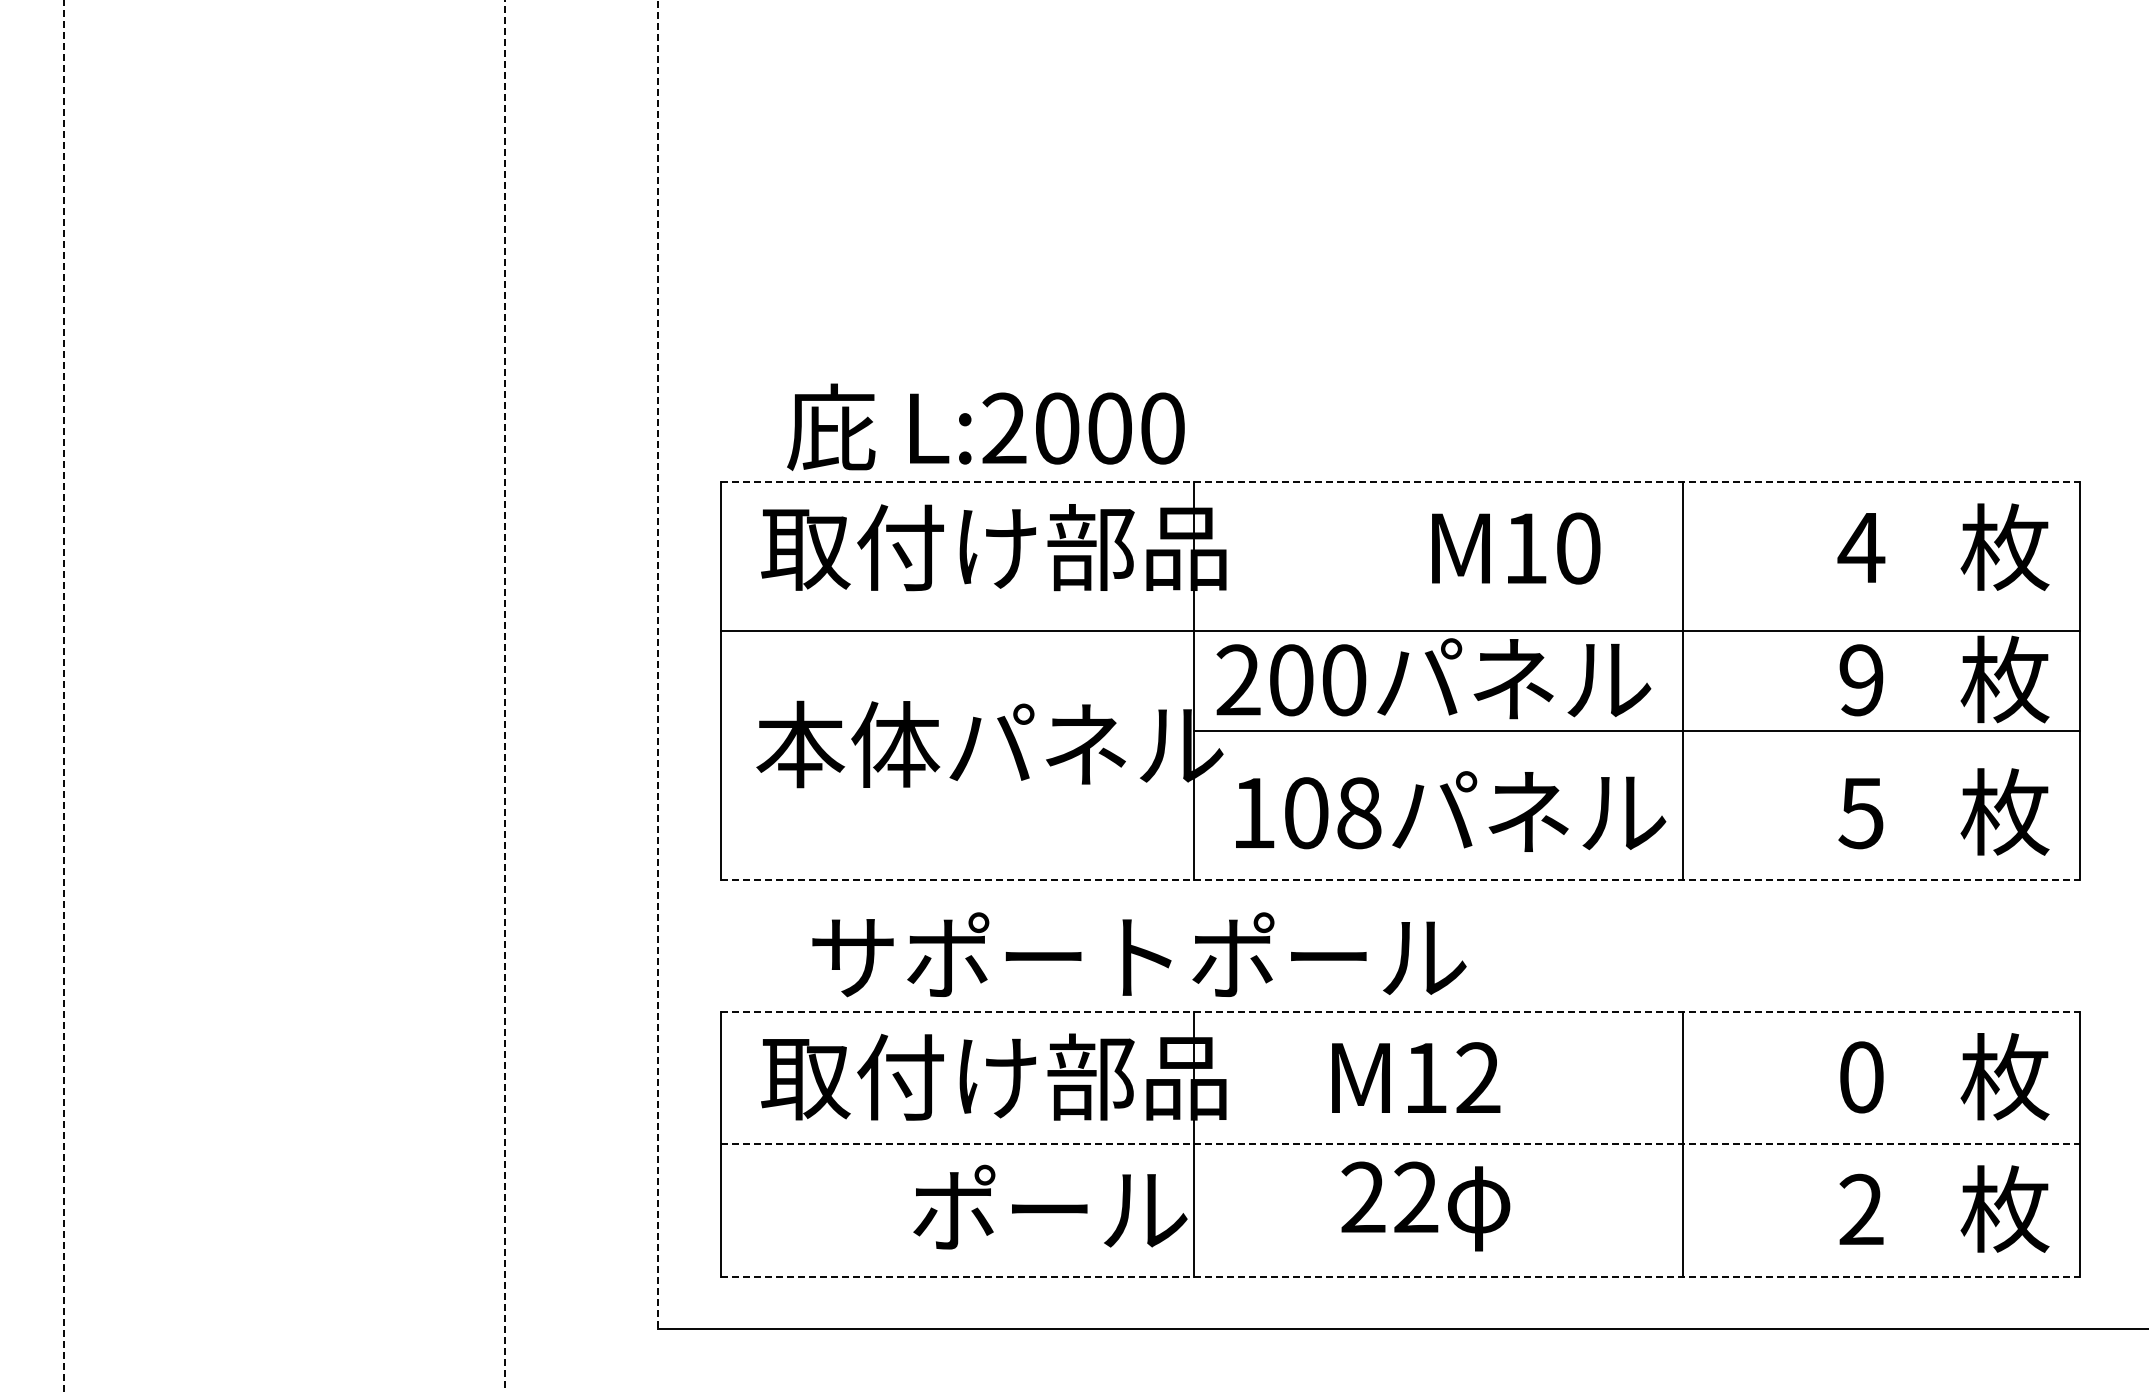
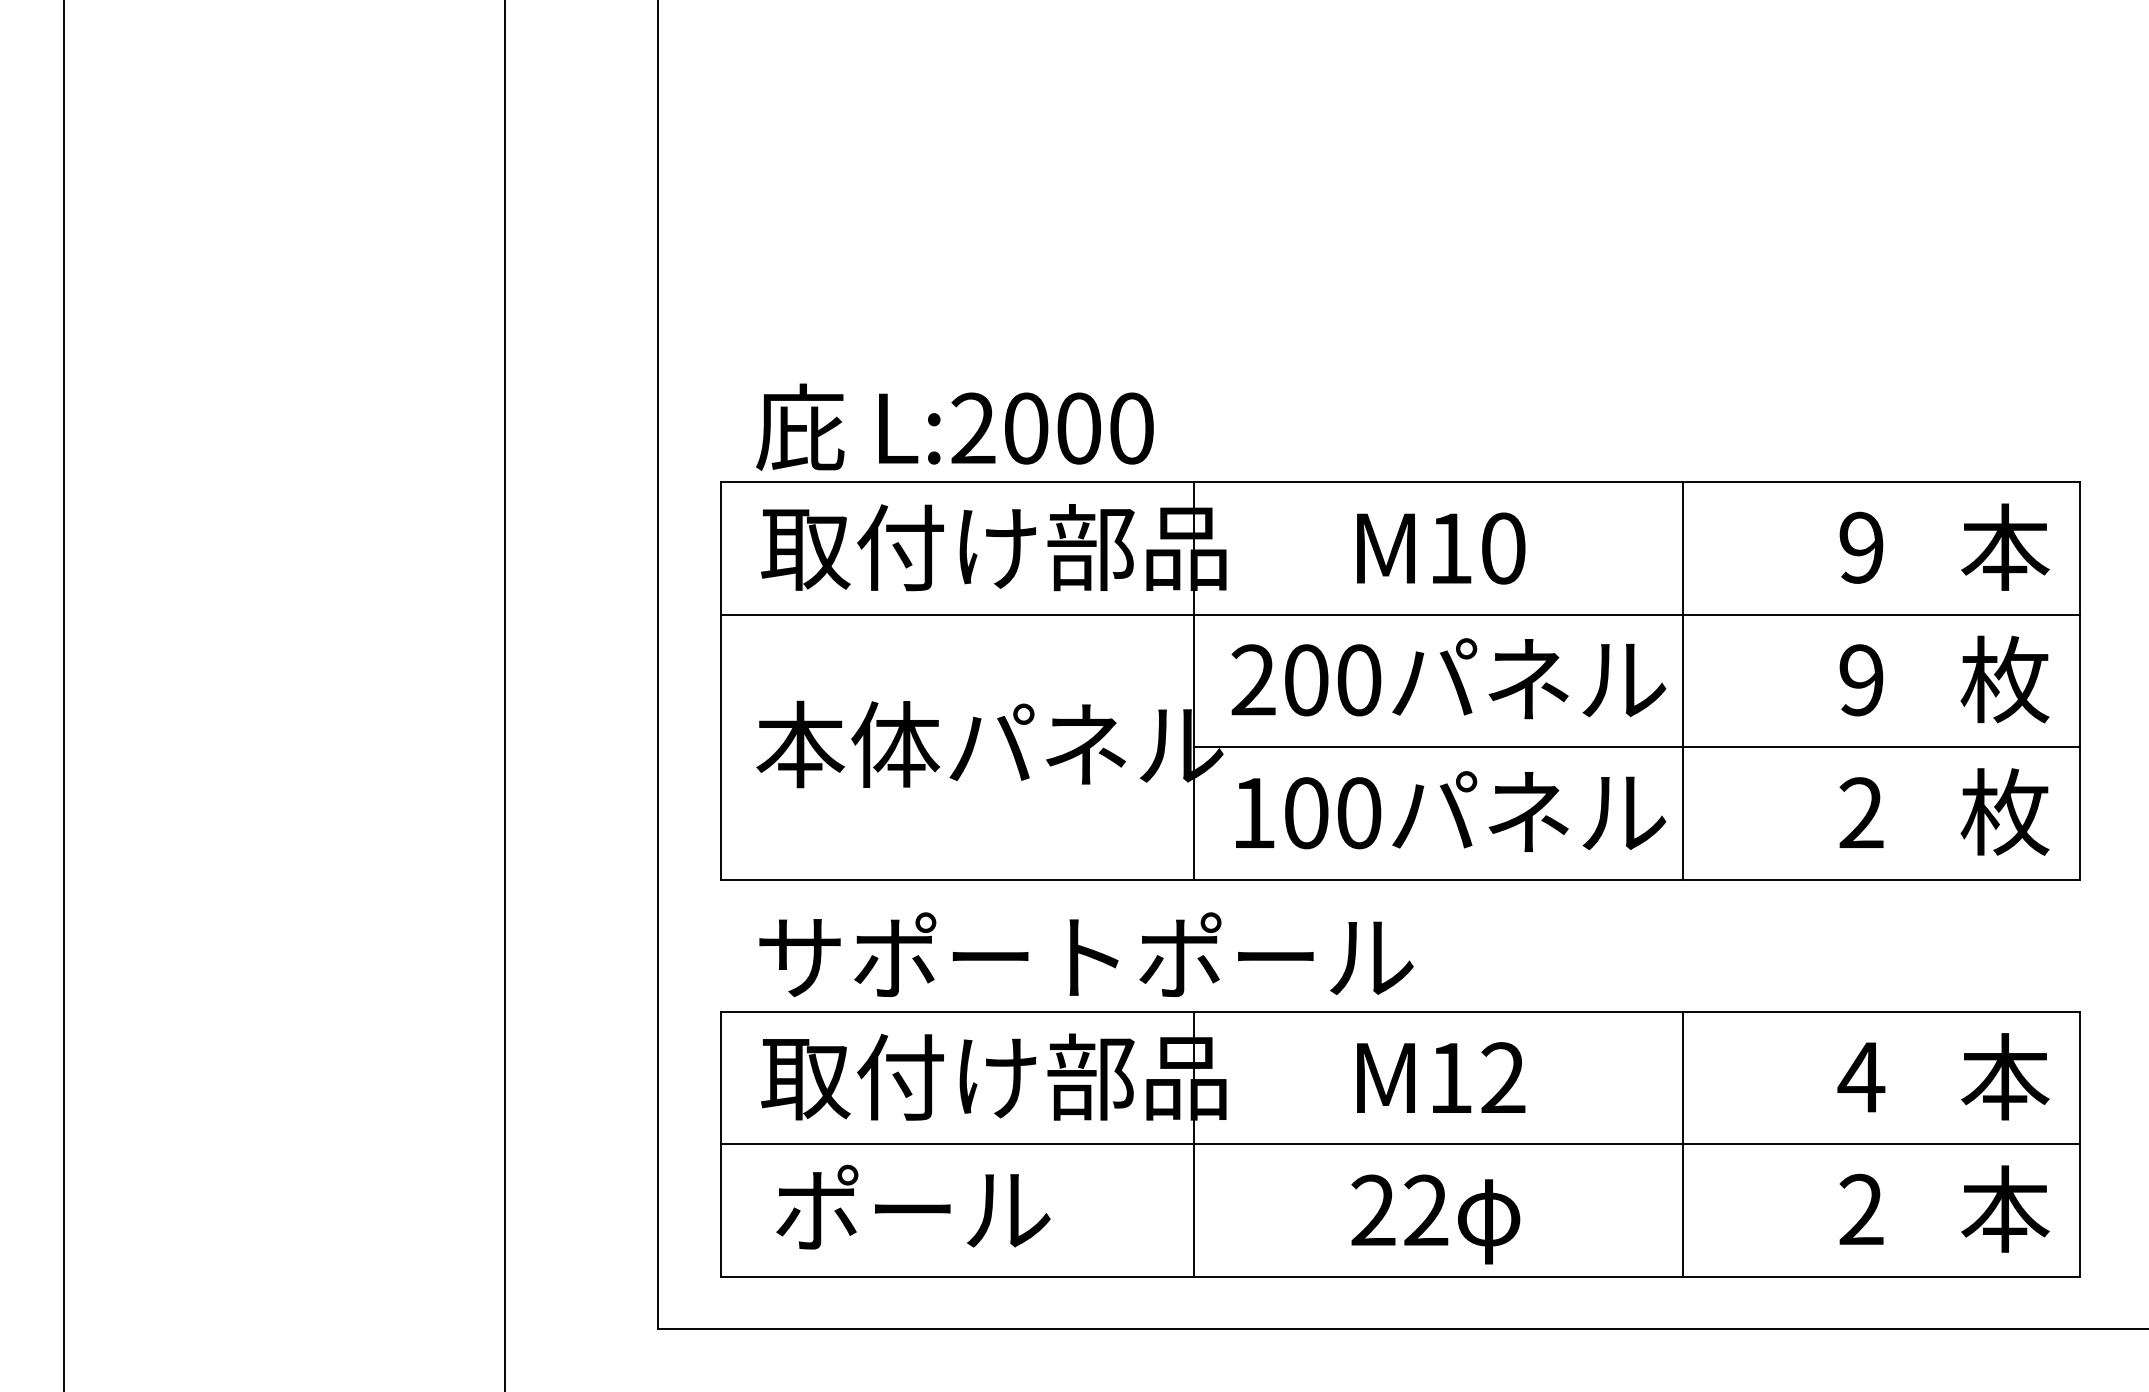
text position: (985, 426) -> (954, 426) (954, 426)
line: dashed -> solid (1400, 482)
text: 枚 -> 本 (2004, 546)
text: 4 -> 9 (1861, 547)
text position: (1516, 548) -> (1441, 548) (1441, 548)
line position: (1399, 630) -> (1399, 614) (1399, 614)
line: dashed -> solid (657, 664)
text position: (1433, 678) -> (1448, 678) (1448, 678)
line: dashed -> solid (64, 696)
line: dashed -> solid (504, 696)
line position: (1636, 731) -> (1636, 747) (1636, 747)
text: 108 -> 100 (1359, 813)
text: 5 -> 2 (1860, 813)
line: dashed -> solid (1400, 879)
text position: (1139, 954) -> (1086, 954) (1086, 954)
line: dashed -> solid (1400, 1012)
text: 枚 -> 本 (2004, 1076)
text position: (1416, 1077) -> (1441, 1077) (1441, 1077)
text: 0 -> 4 (1861, 1077)
line: dashed -> solid (1400, 1144)
text position: (1050, 1206) -> (913, 1206) (913, 1206)
text position: (1425, 1206) -> (1435, 1219) (1435, 1219)
text: 枚 -> 本 (2004, 1208)
line: dashed -> solid (1400, 1276)
